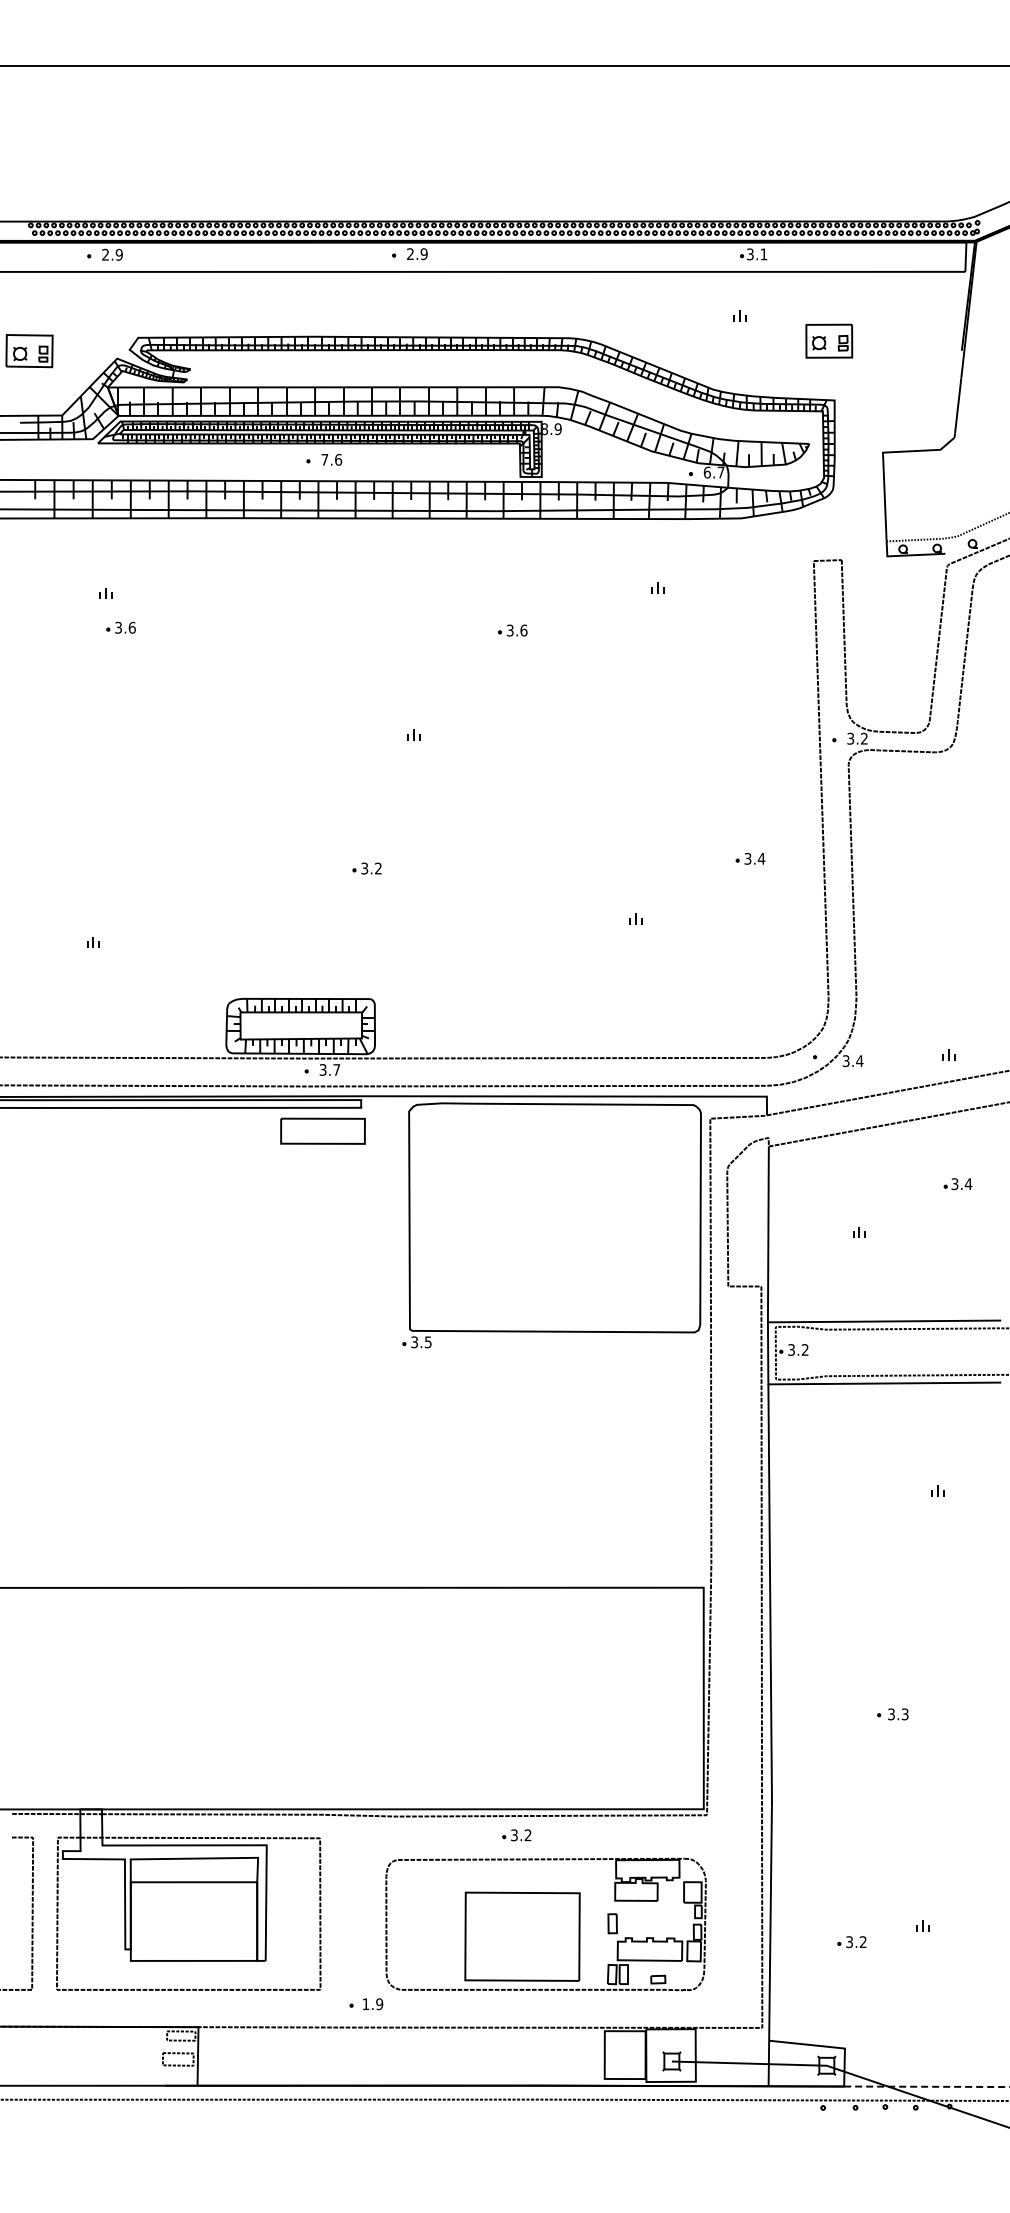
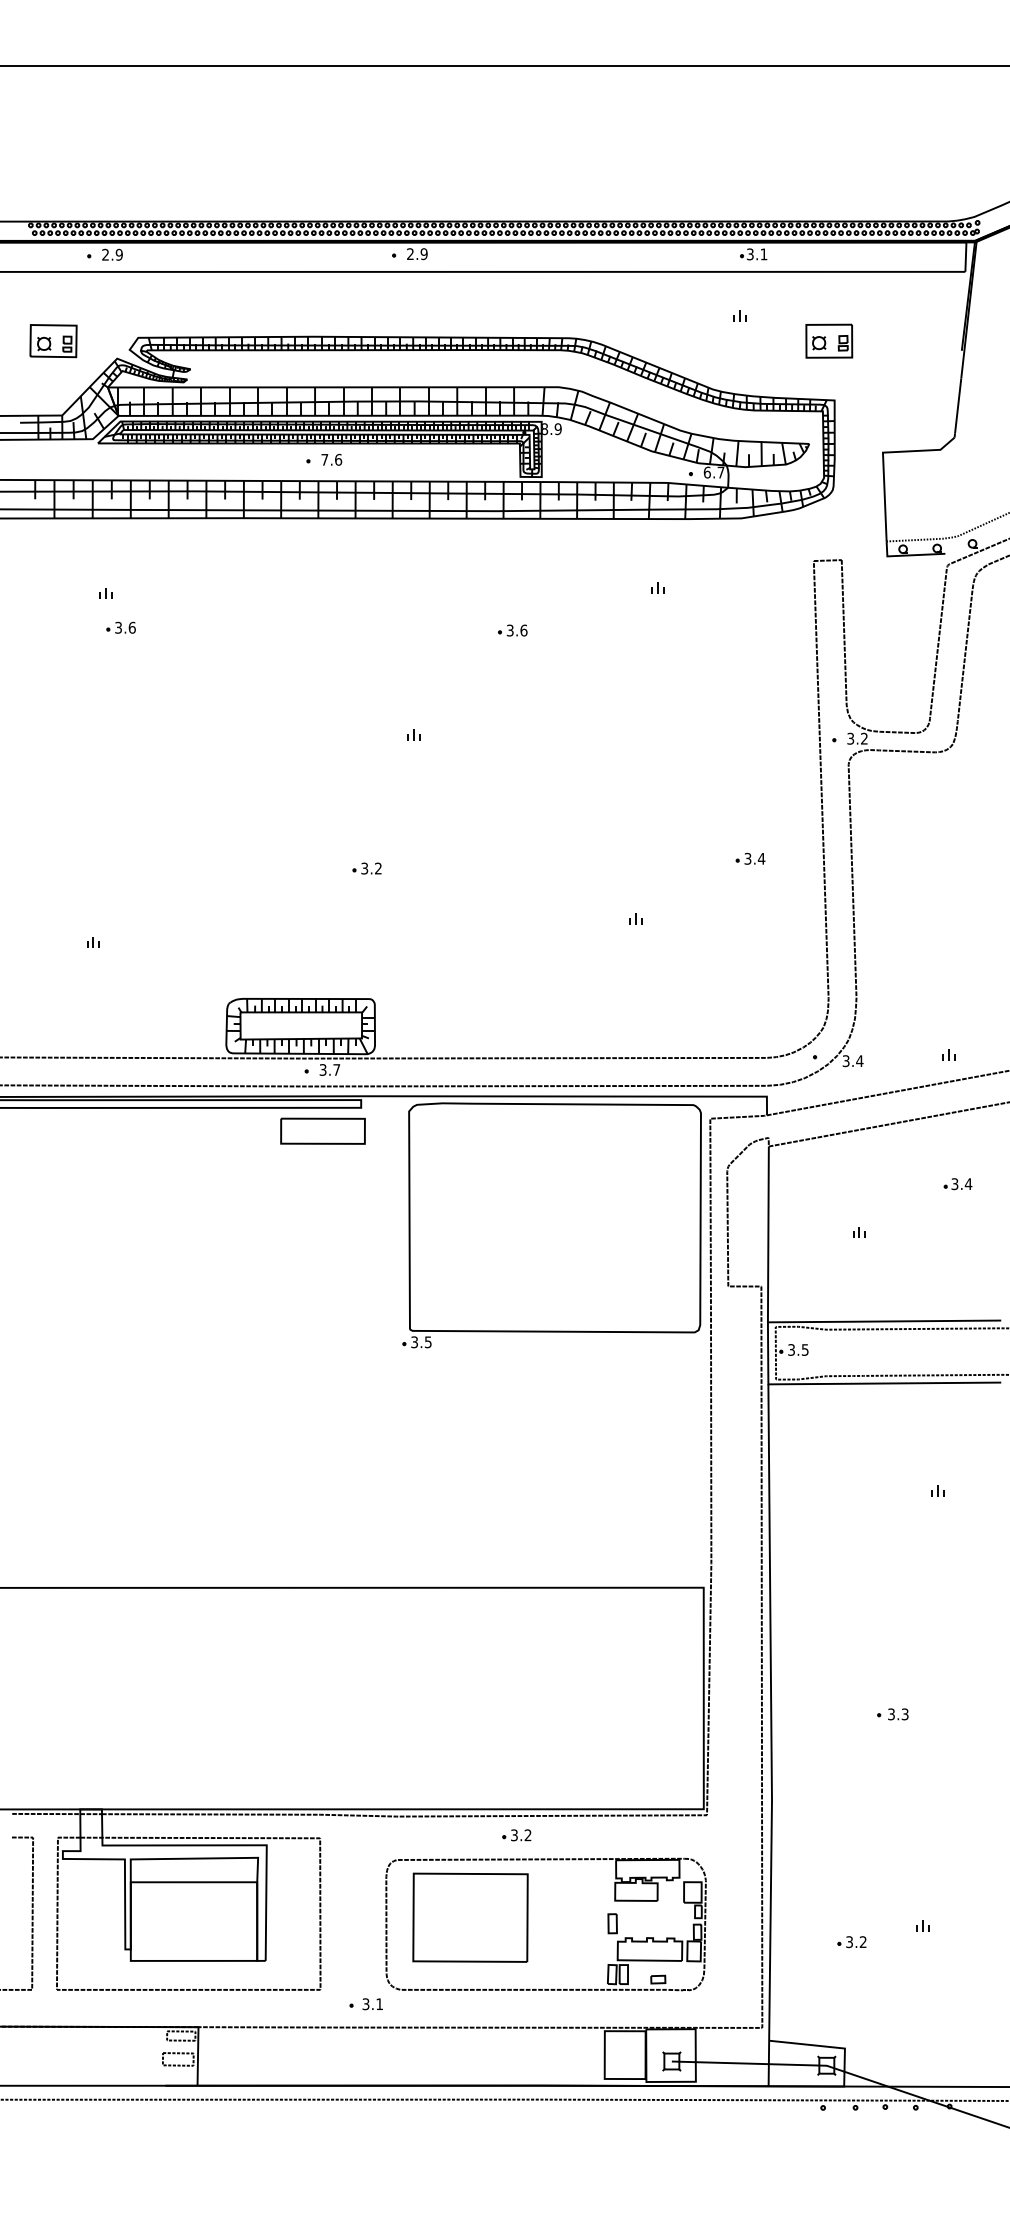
part position: (29, 351) -> (53, 341) (53, 341)
text: 3.2 -> 3.5 (804, 1349)
part position: (522, 1936) -> (470, 1917) (470, 1917)
text: 1.9 -> 3.1 (372, 2004)
line: dashed -> solid (927, 2086)
